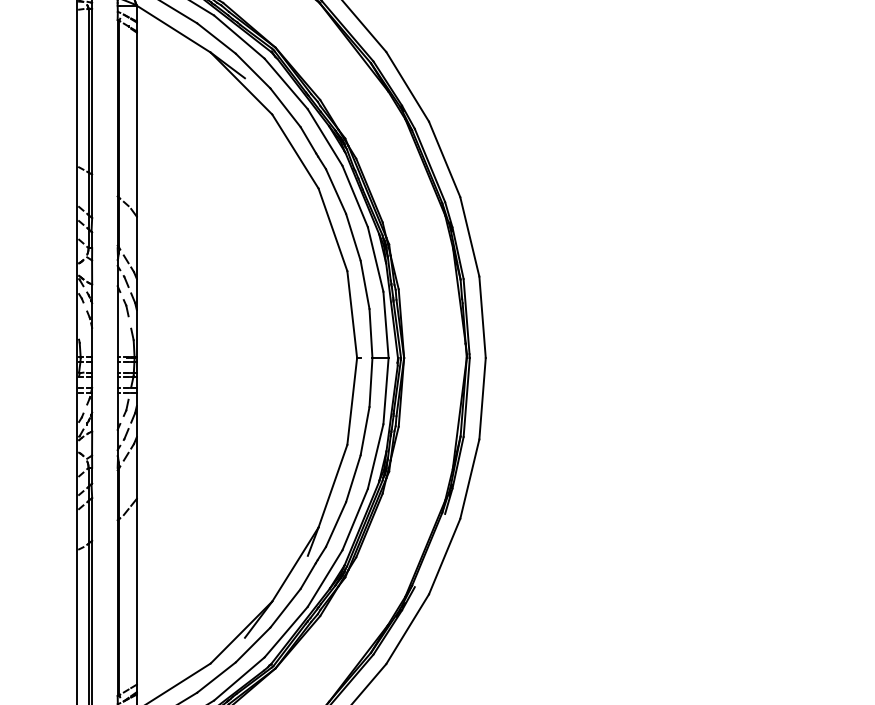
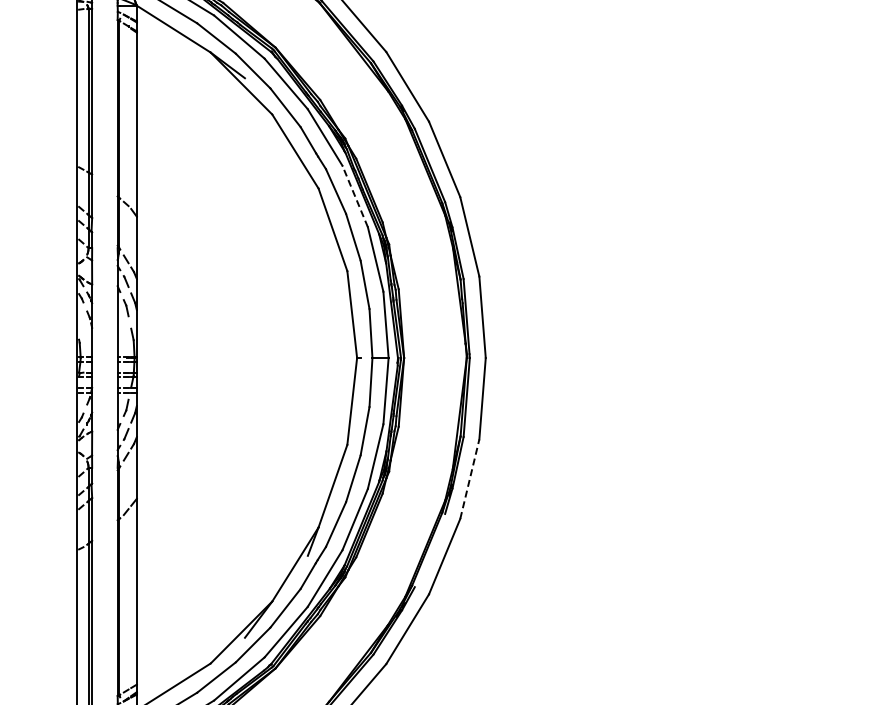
line: solid -> dashed (355, 196)
line: solid -> dashed (469, 479)
